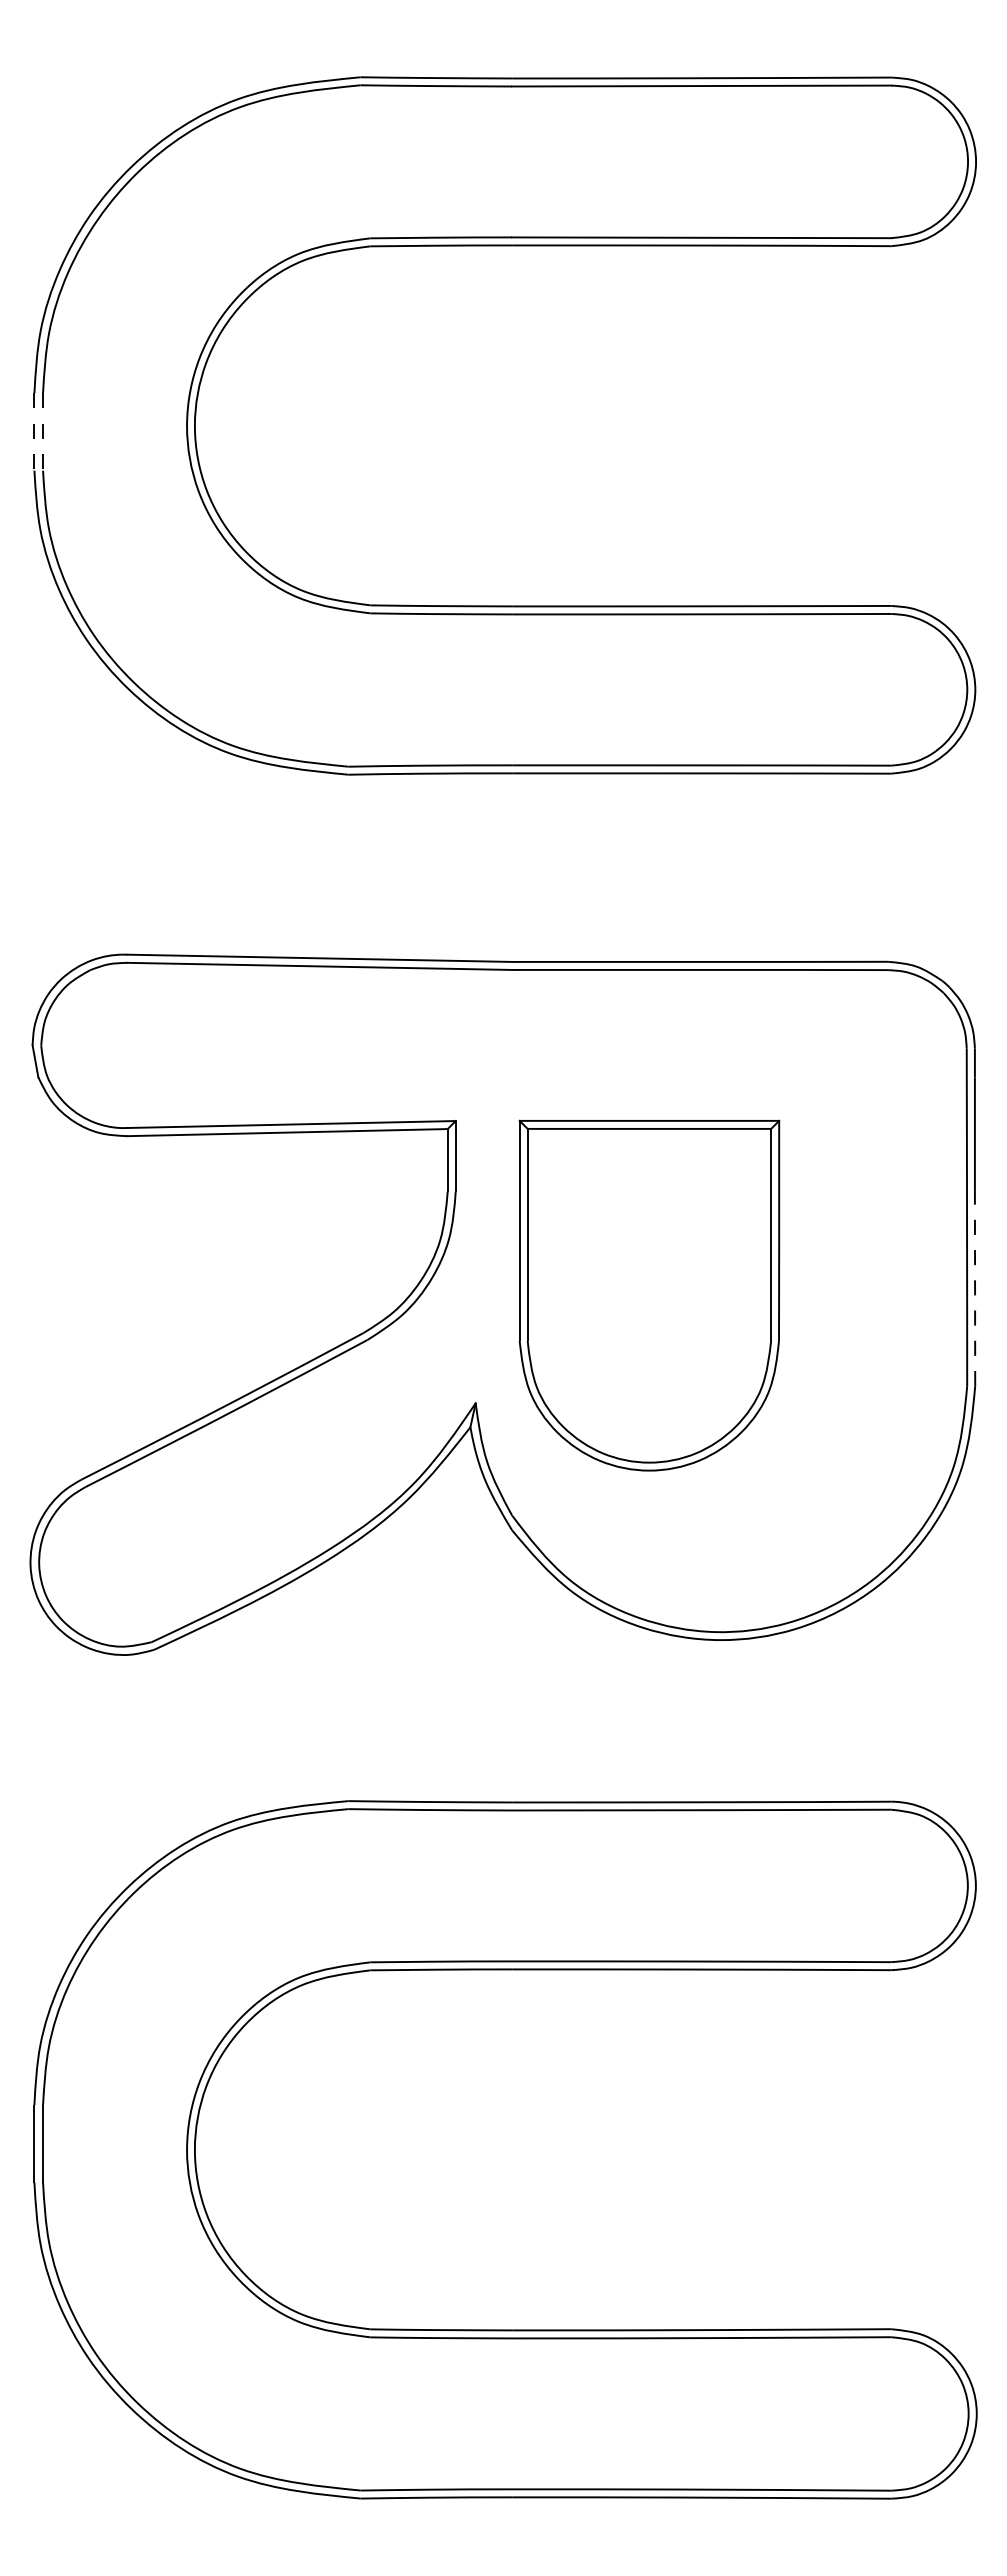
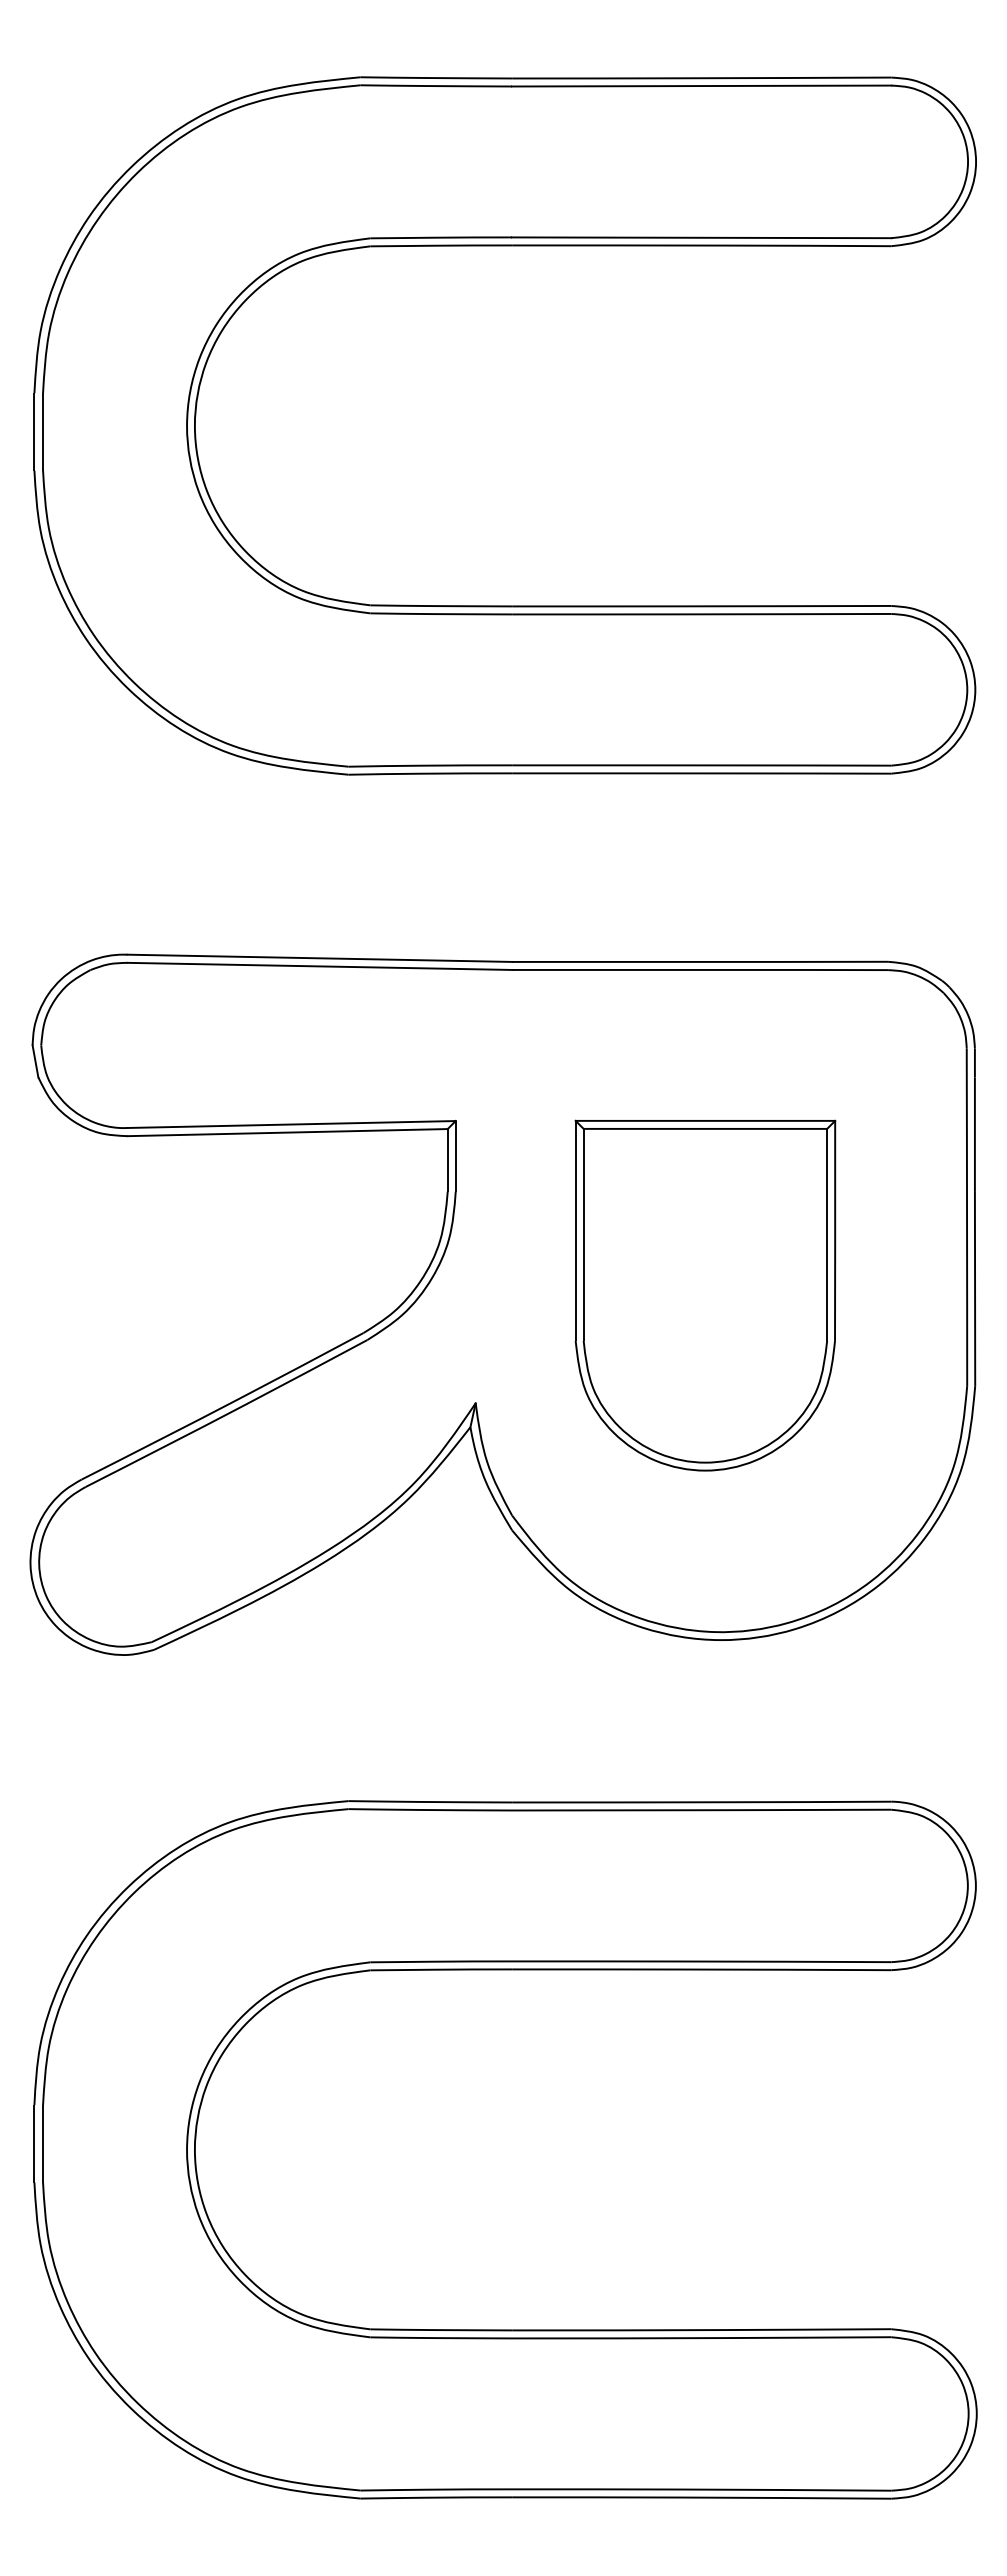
line: dashed -> solid (34, 432)
line: dashed -> solid (43, 432)
line: dashed -> solid (975, 1287)
part position: (649, 1295) -> (705, 1295) (705, 1295)
